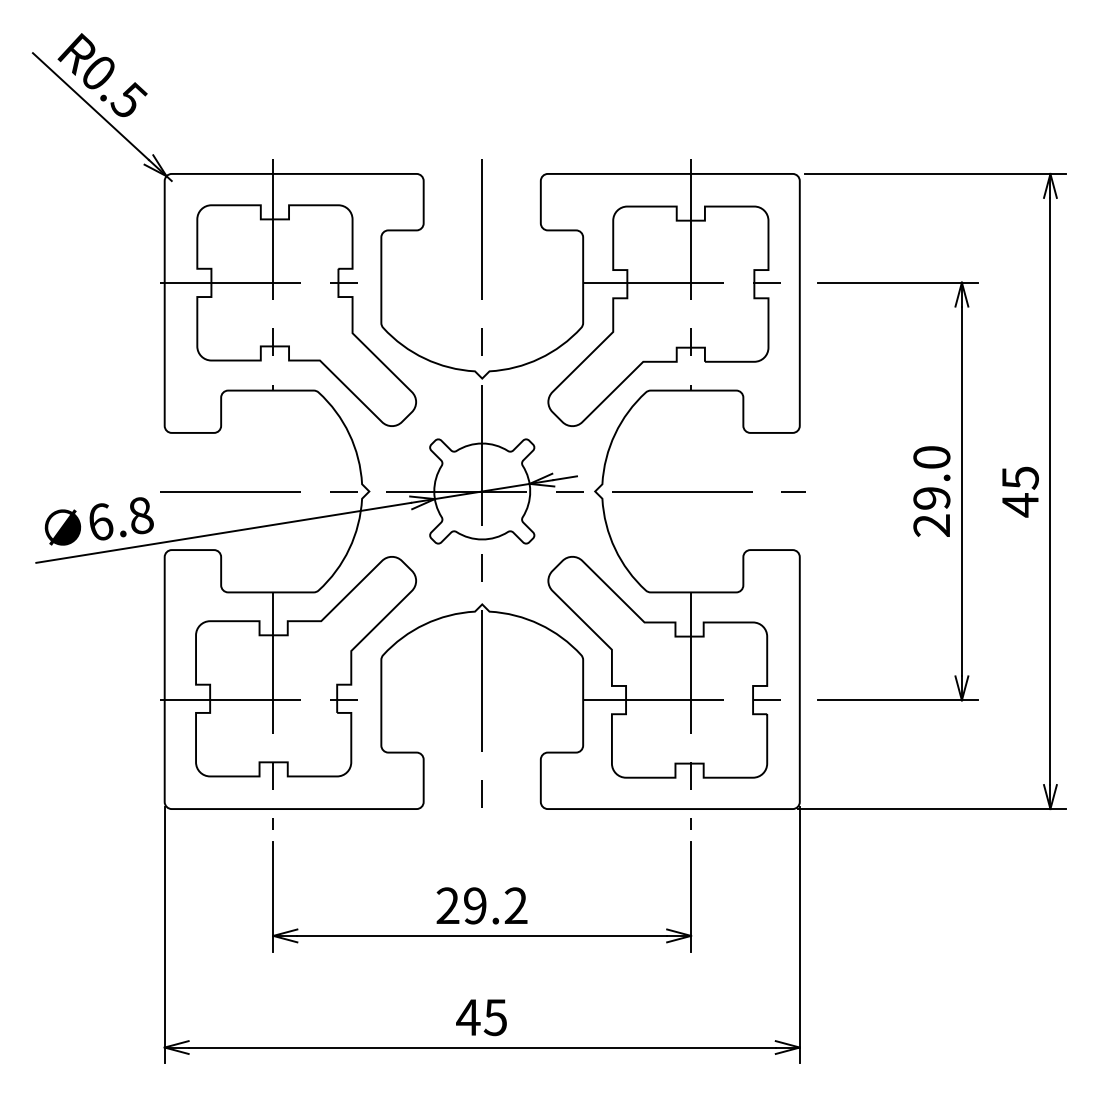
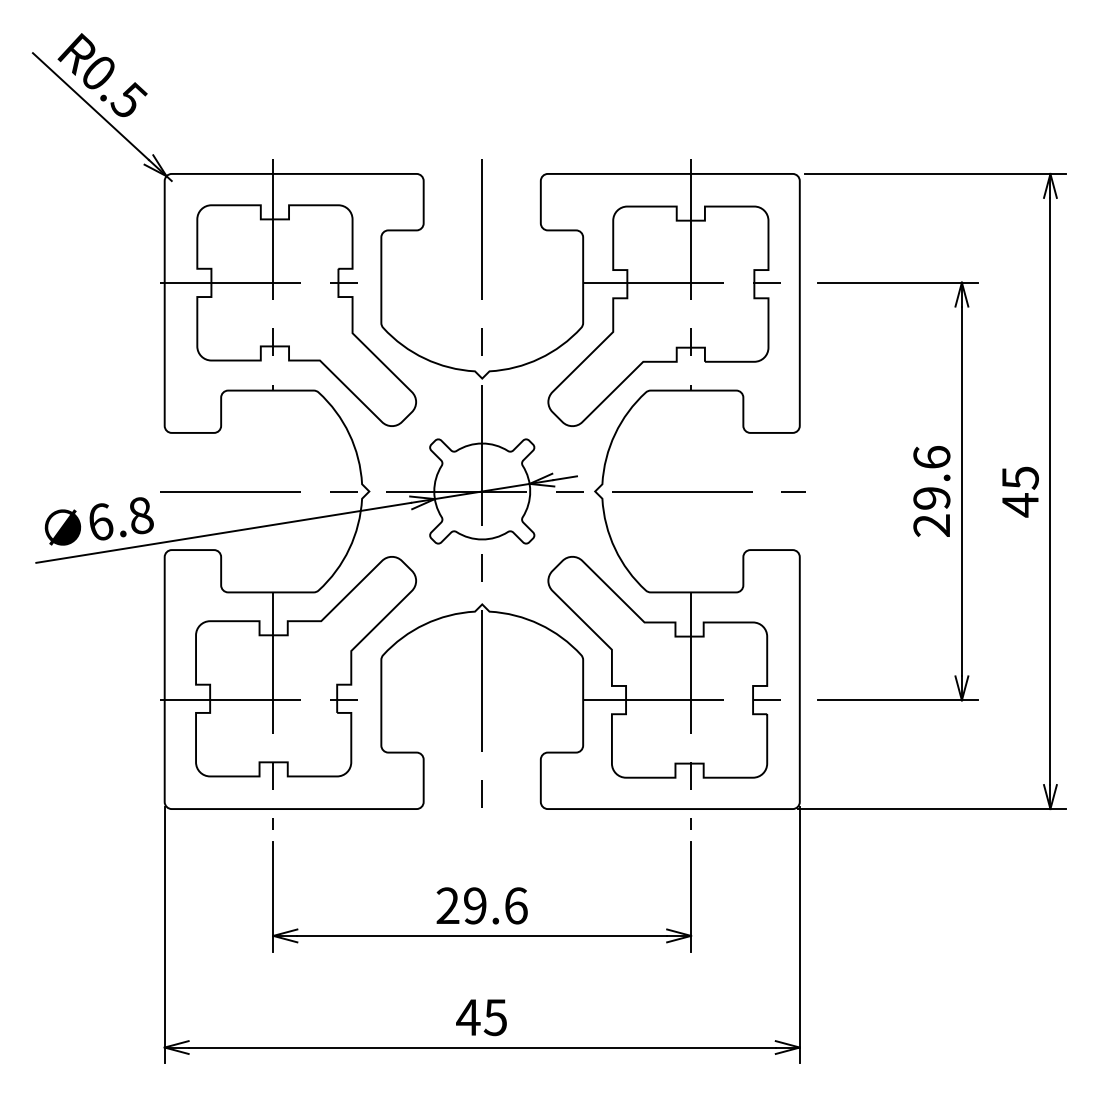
text: 29.0 -> 29.6 (931, 457)
text: 29.2 -> 29.6 (515, 905)
